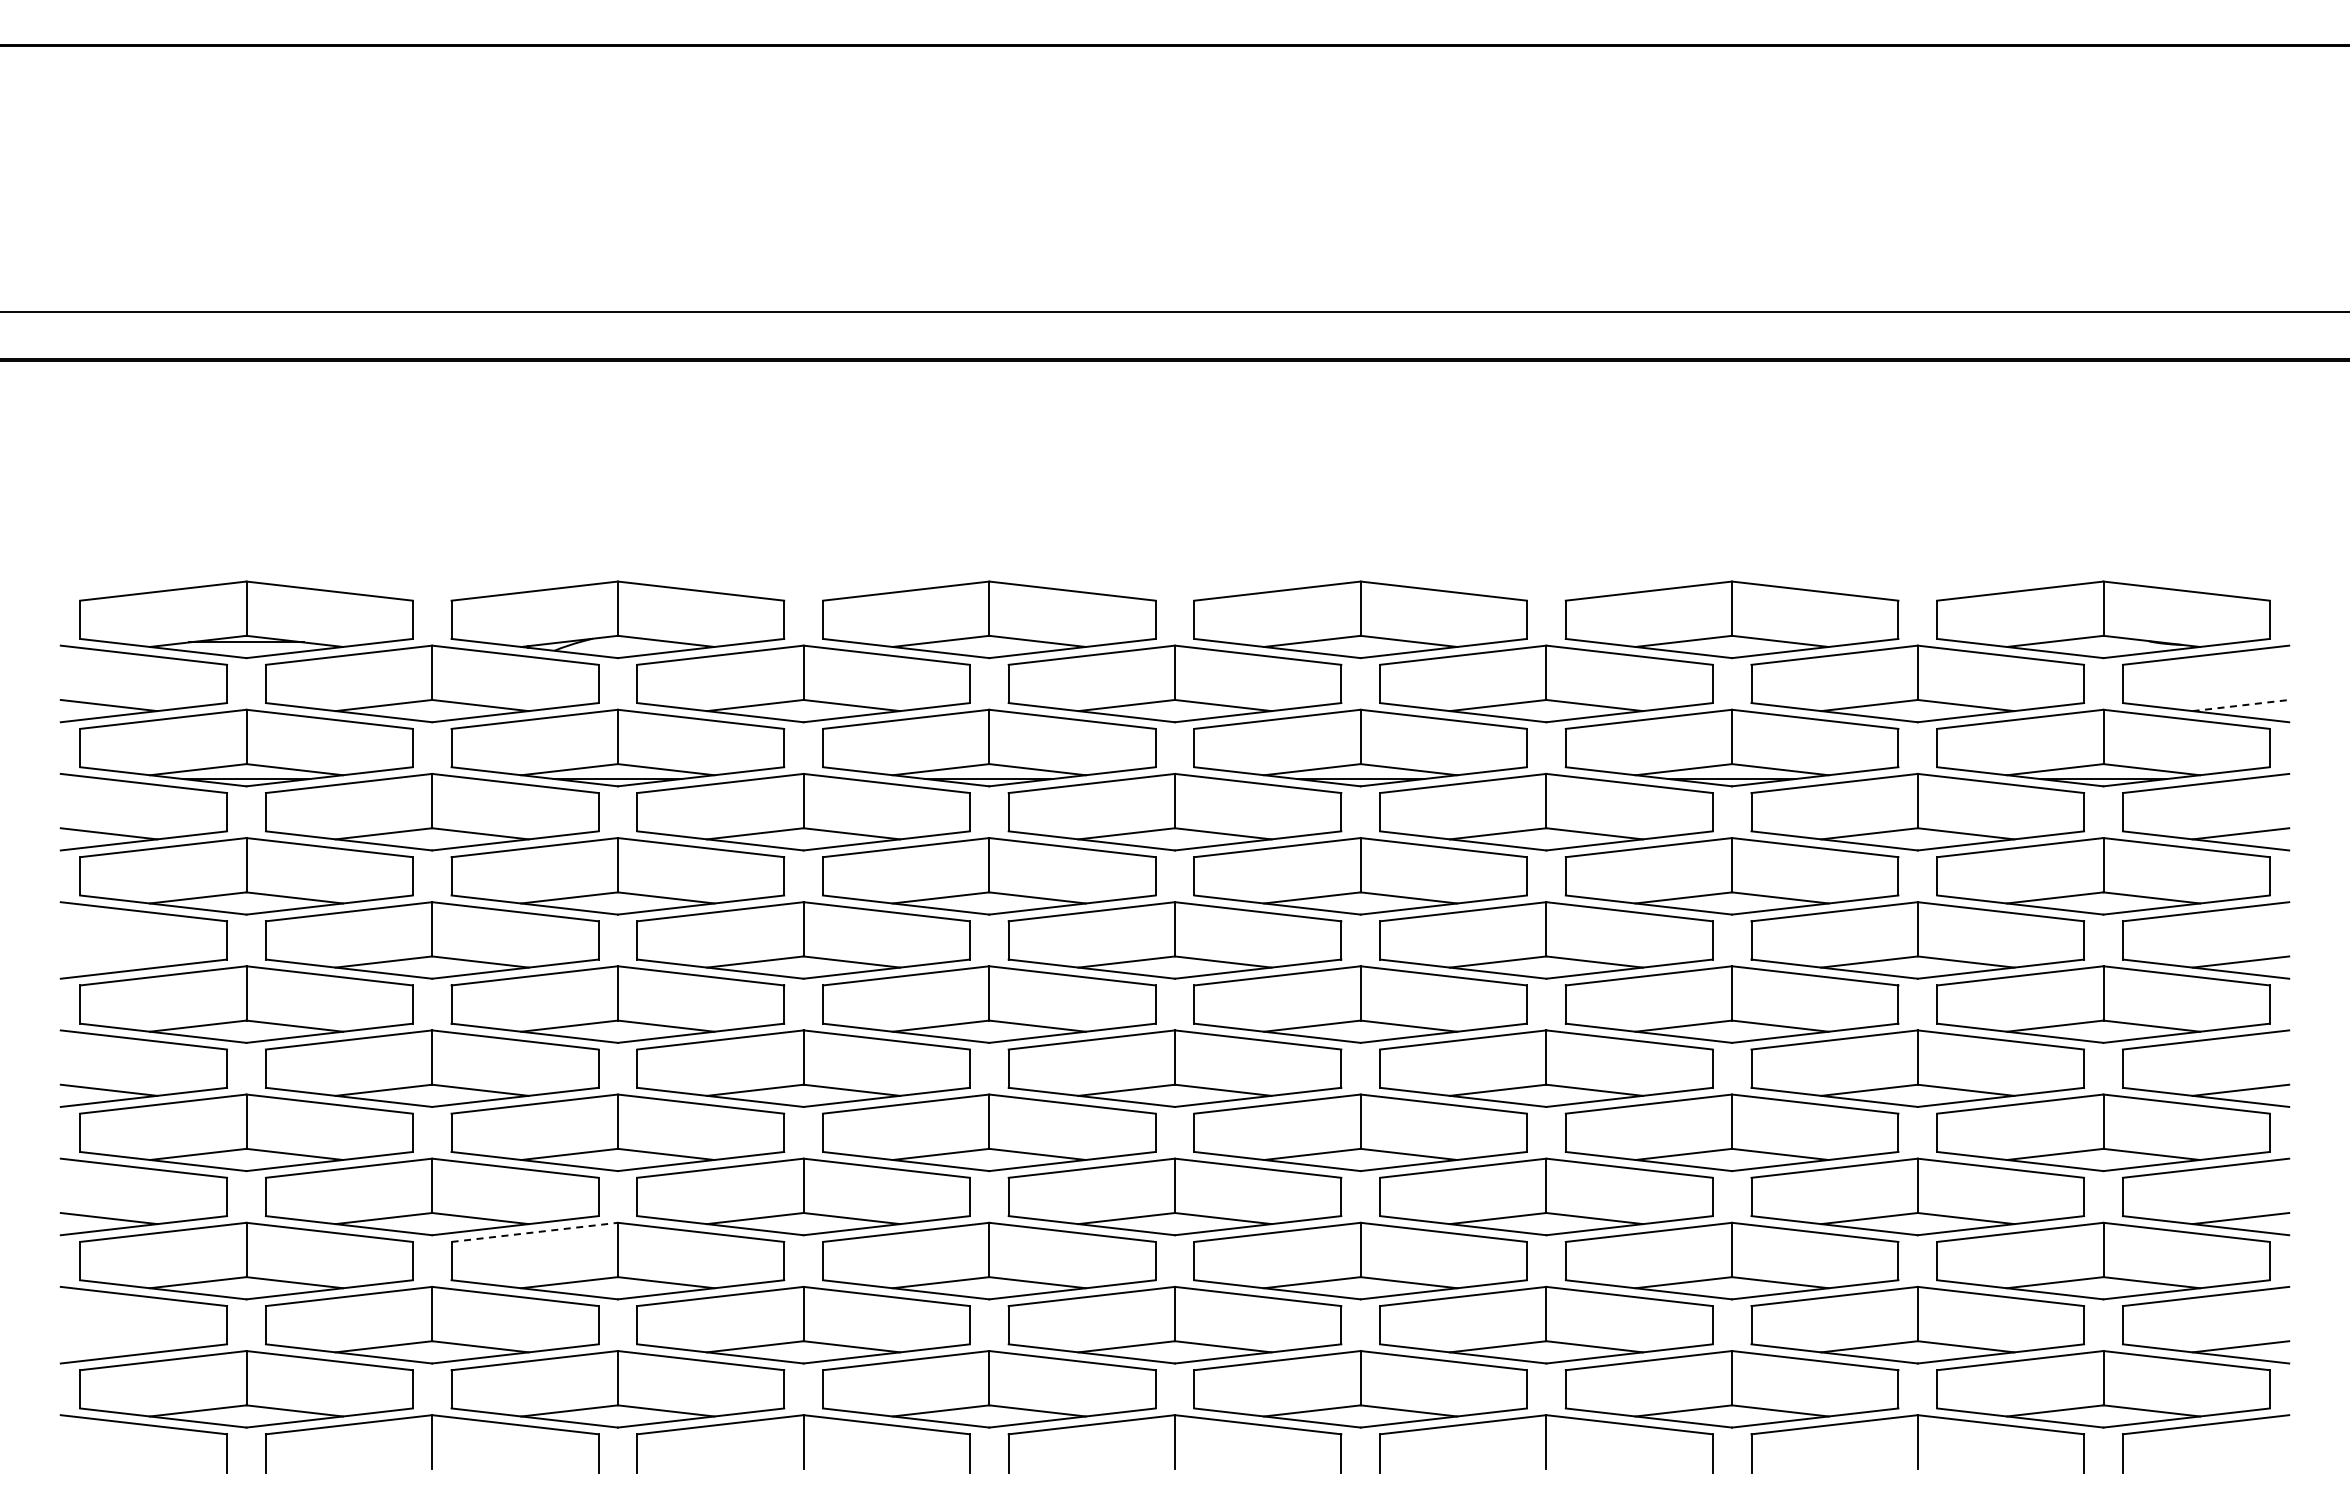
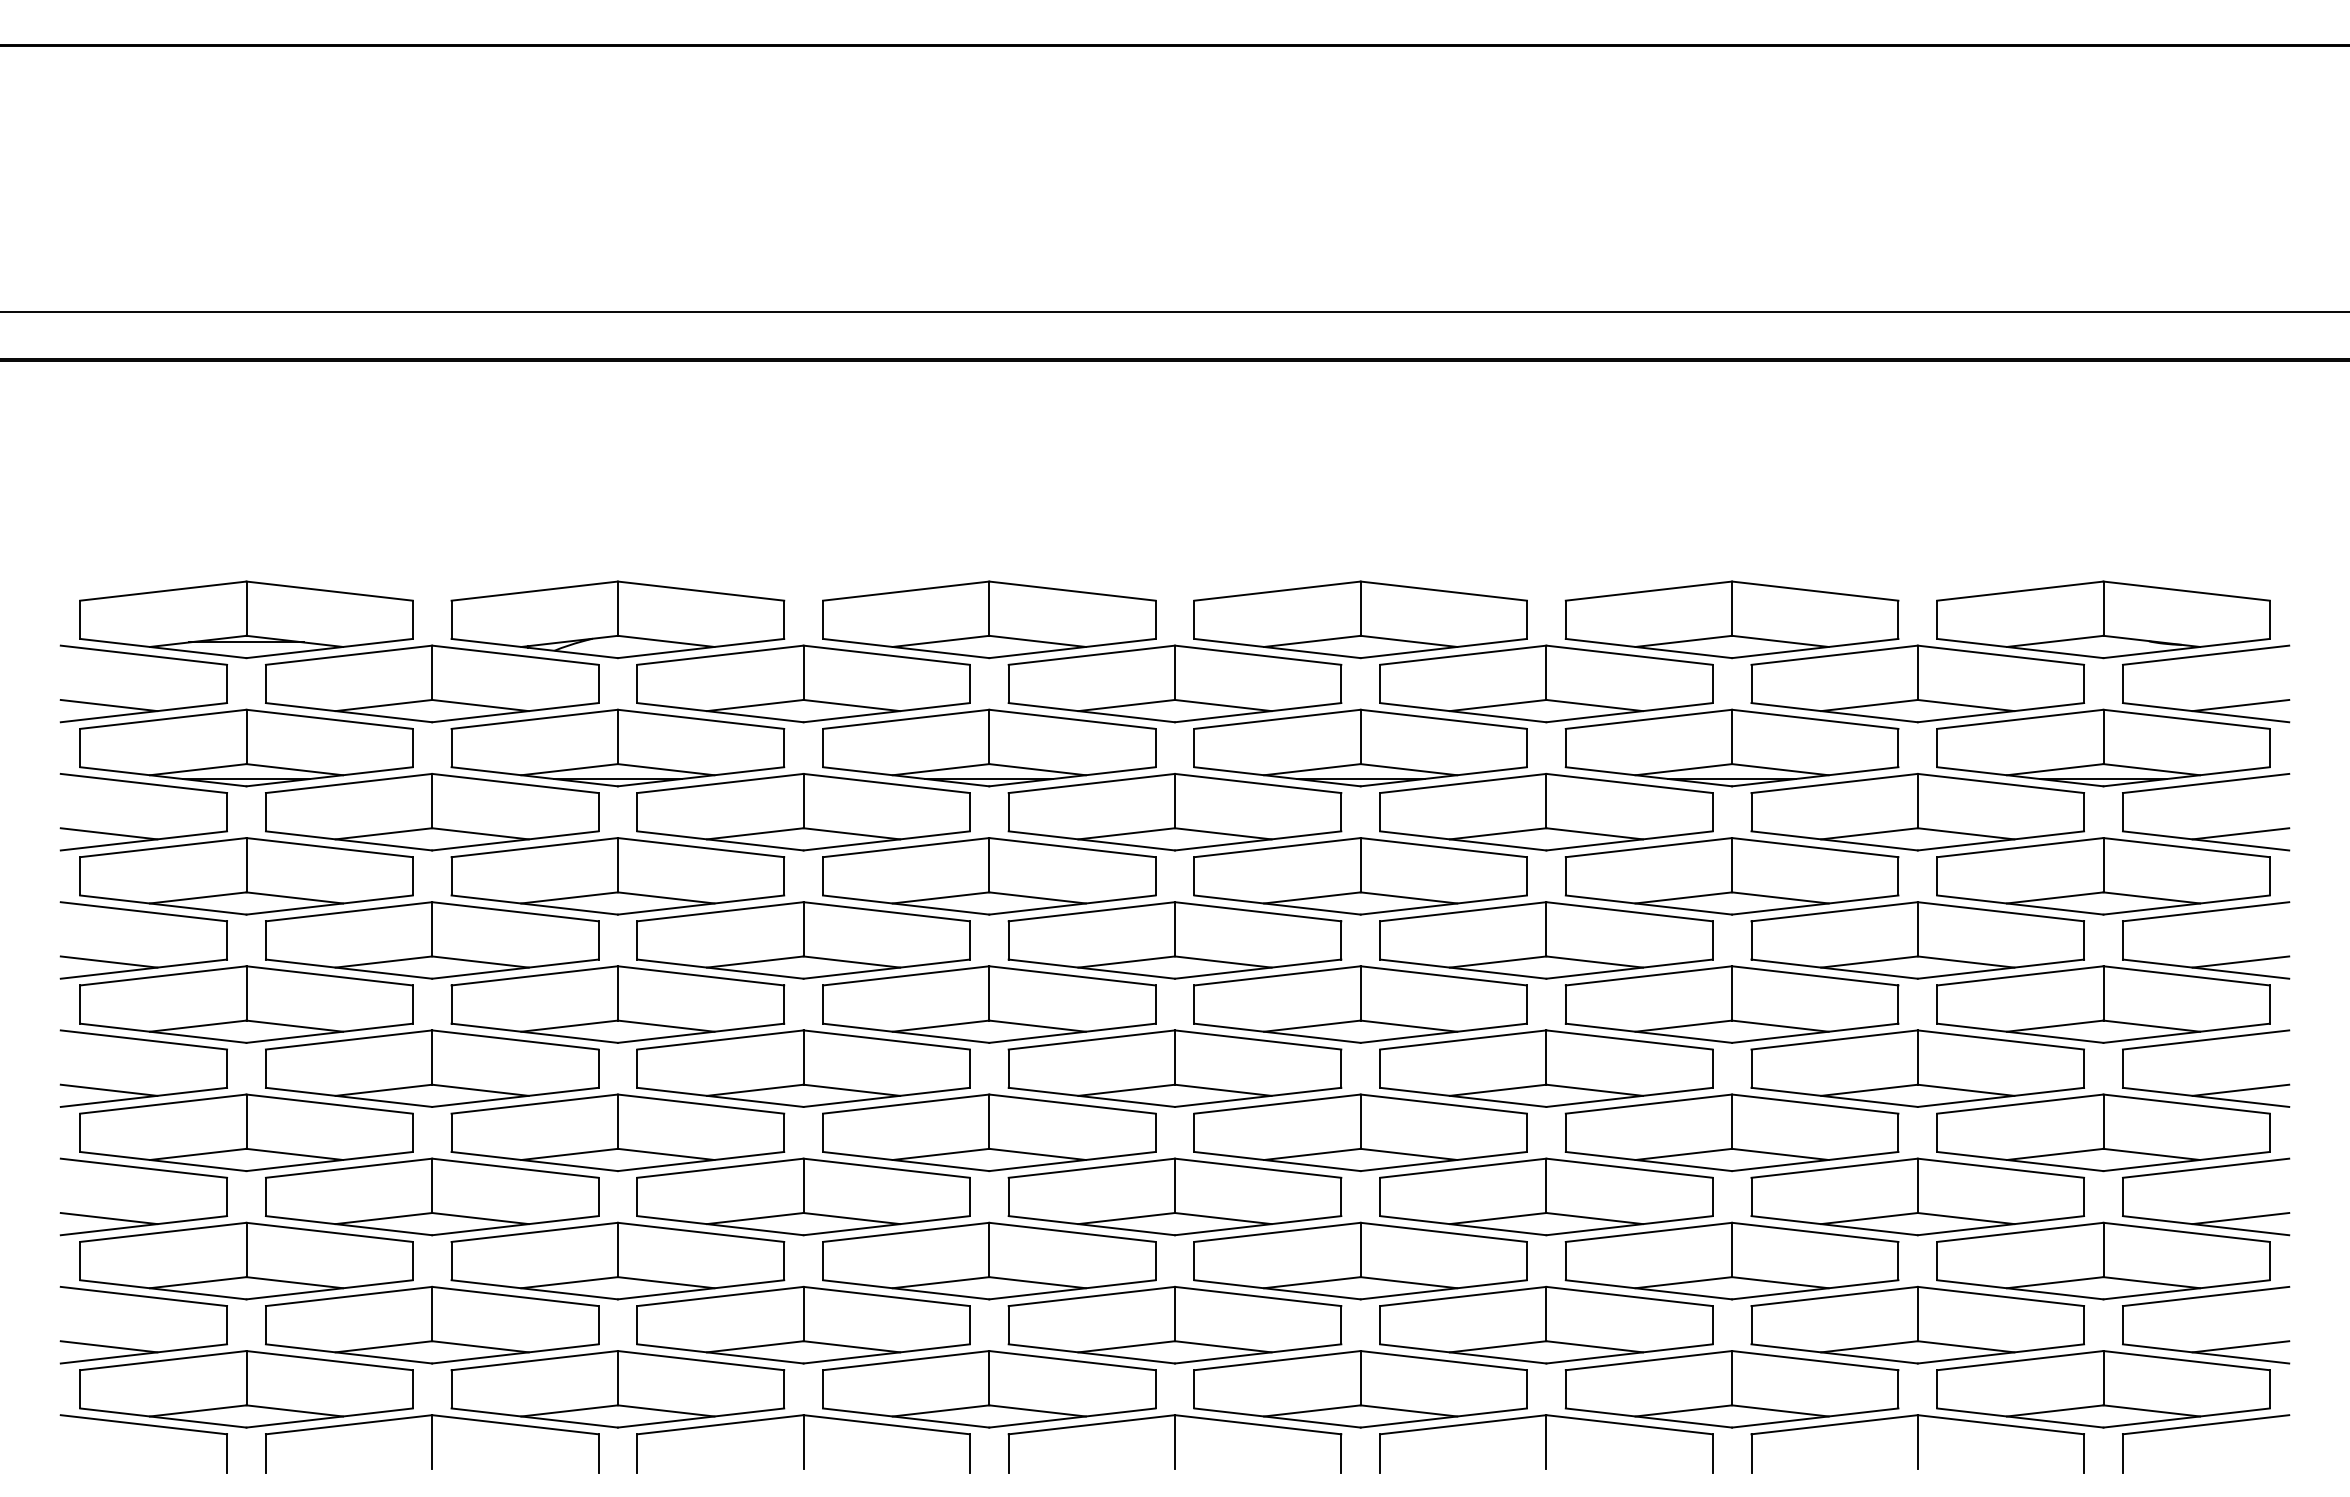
line: dashed -> solid (2240, 705)
line: none -> present (108, 961)
line: dashed -> solid (534, 1232)
line: none -> present (108, 1346)
